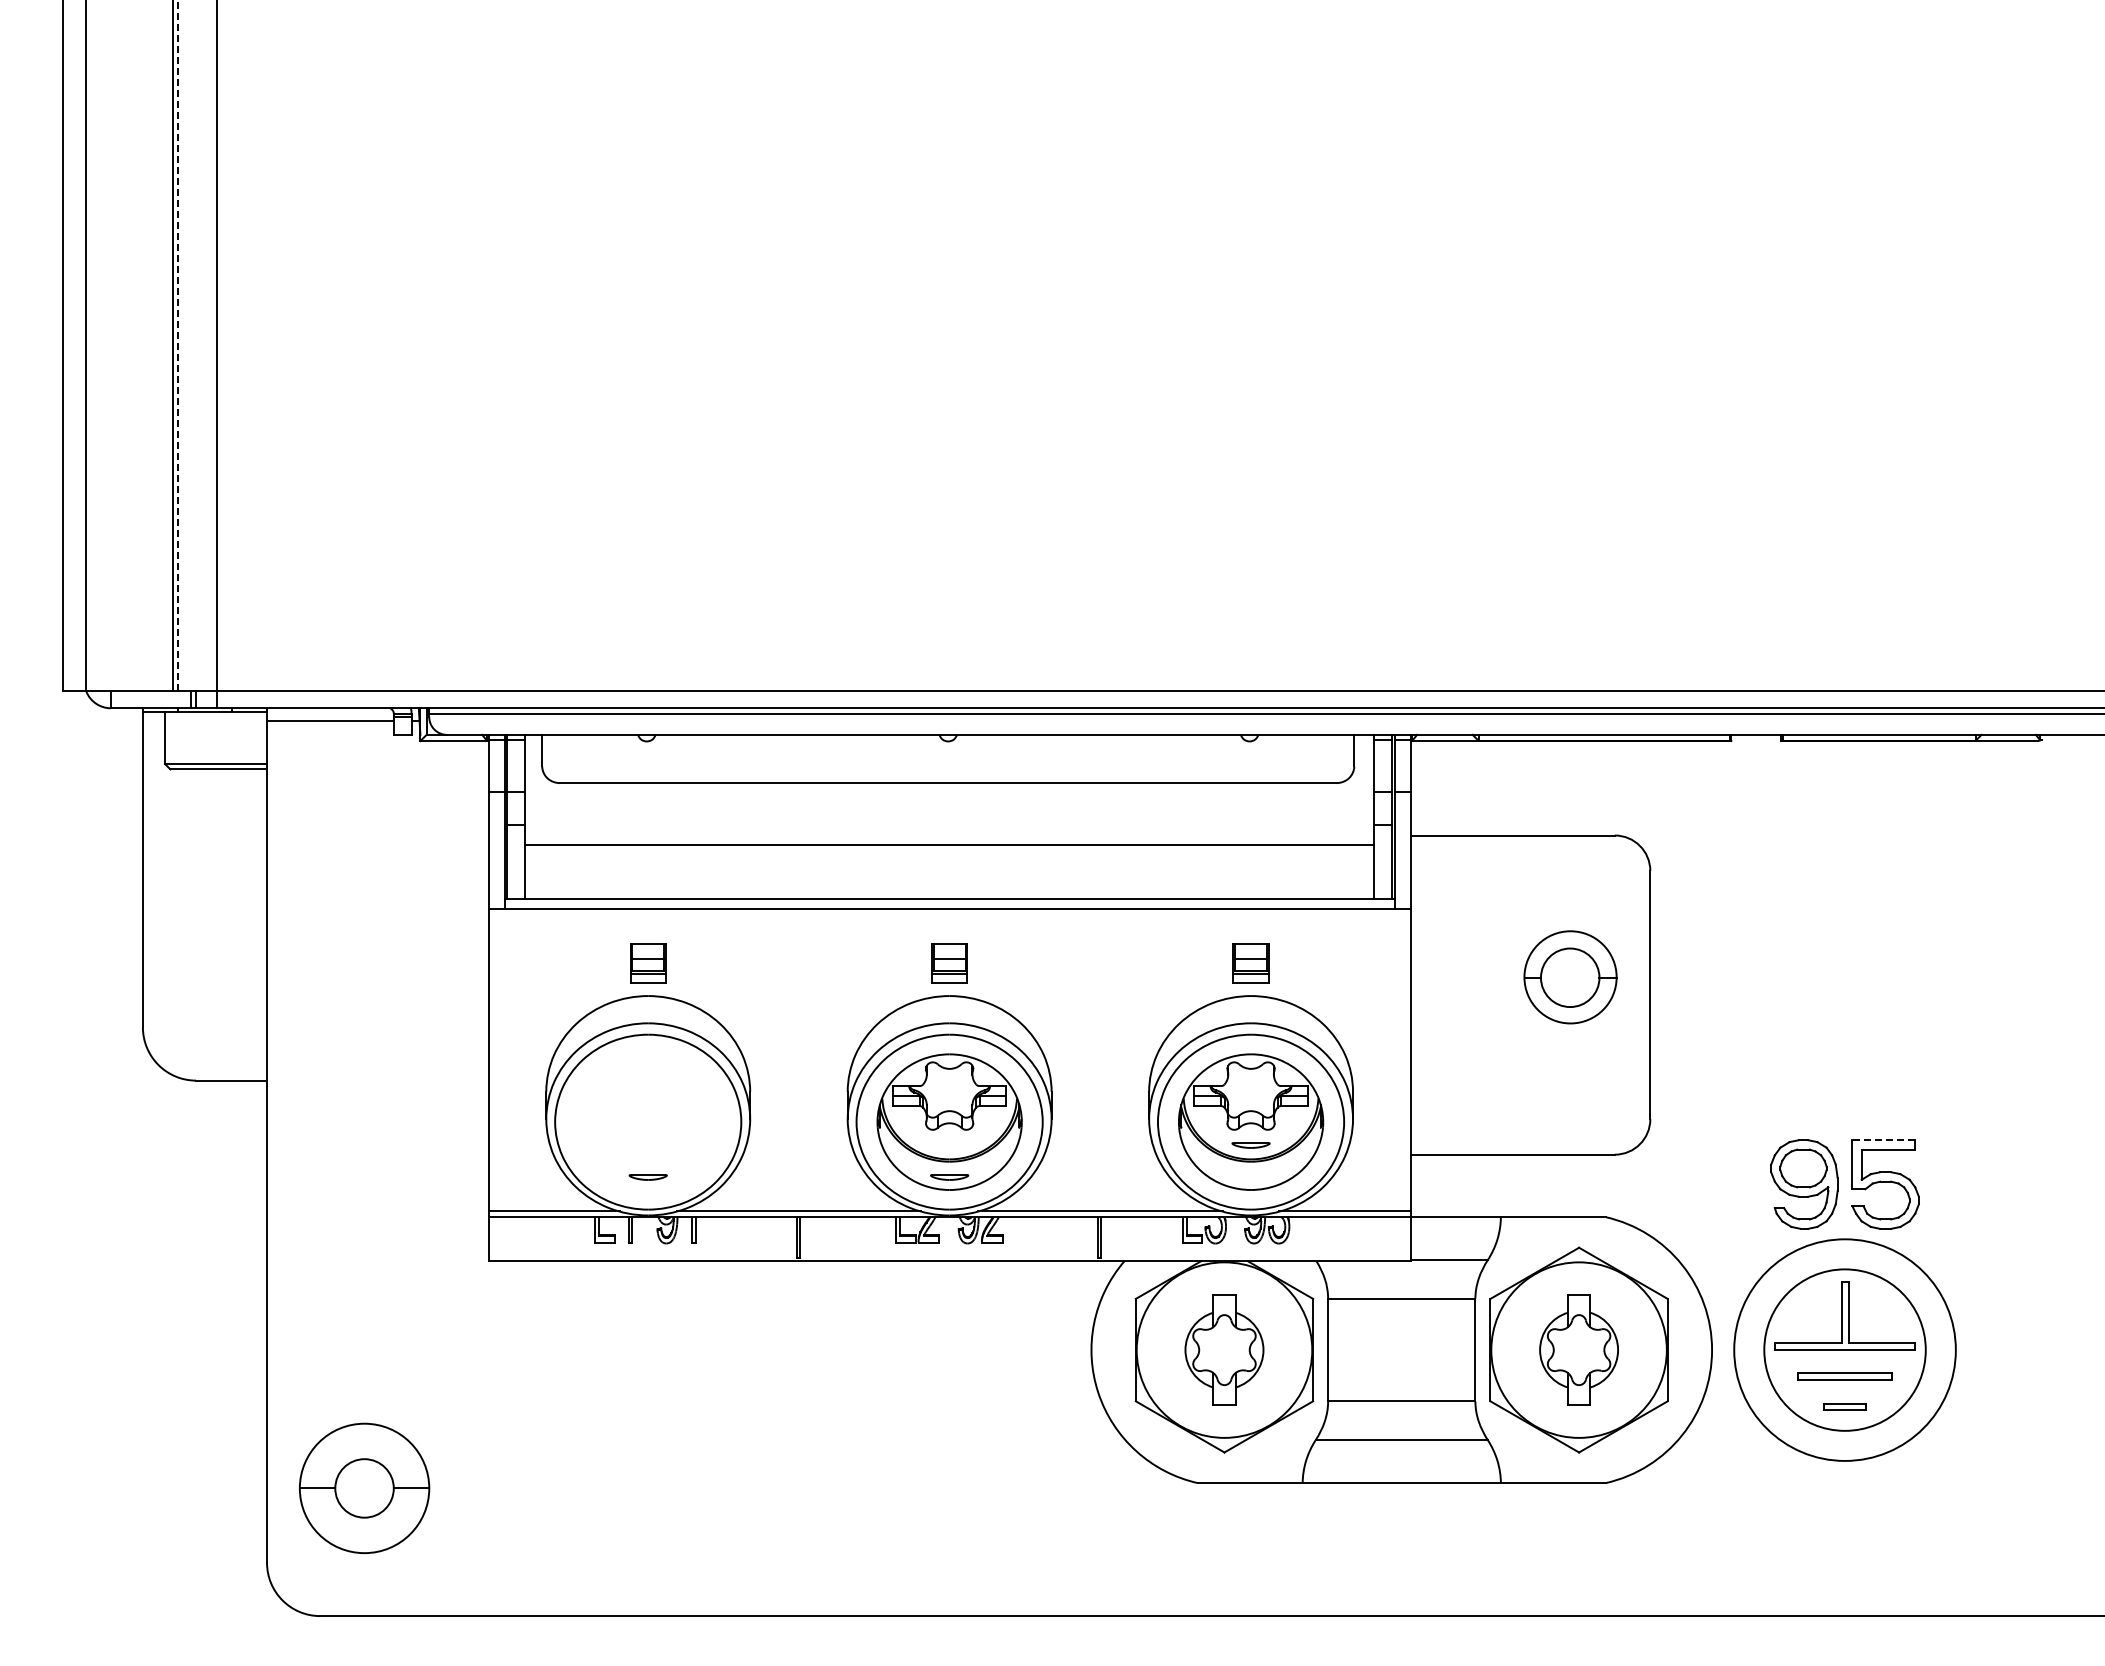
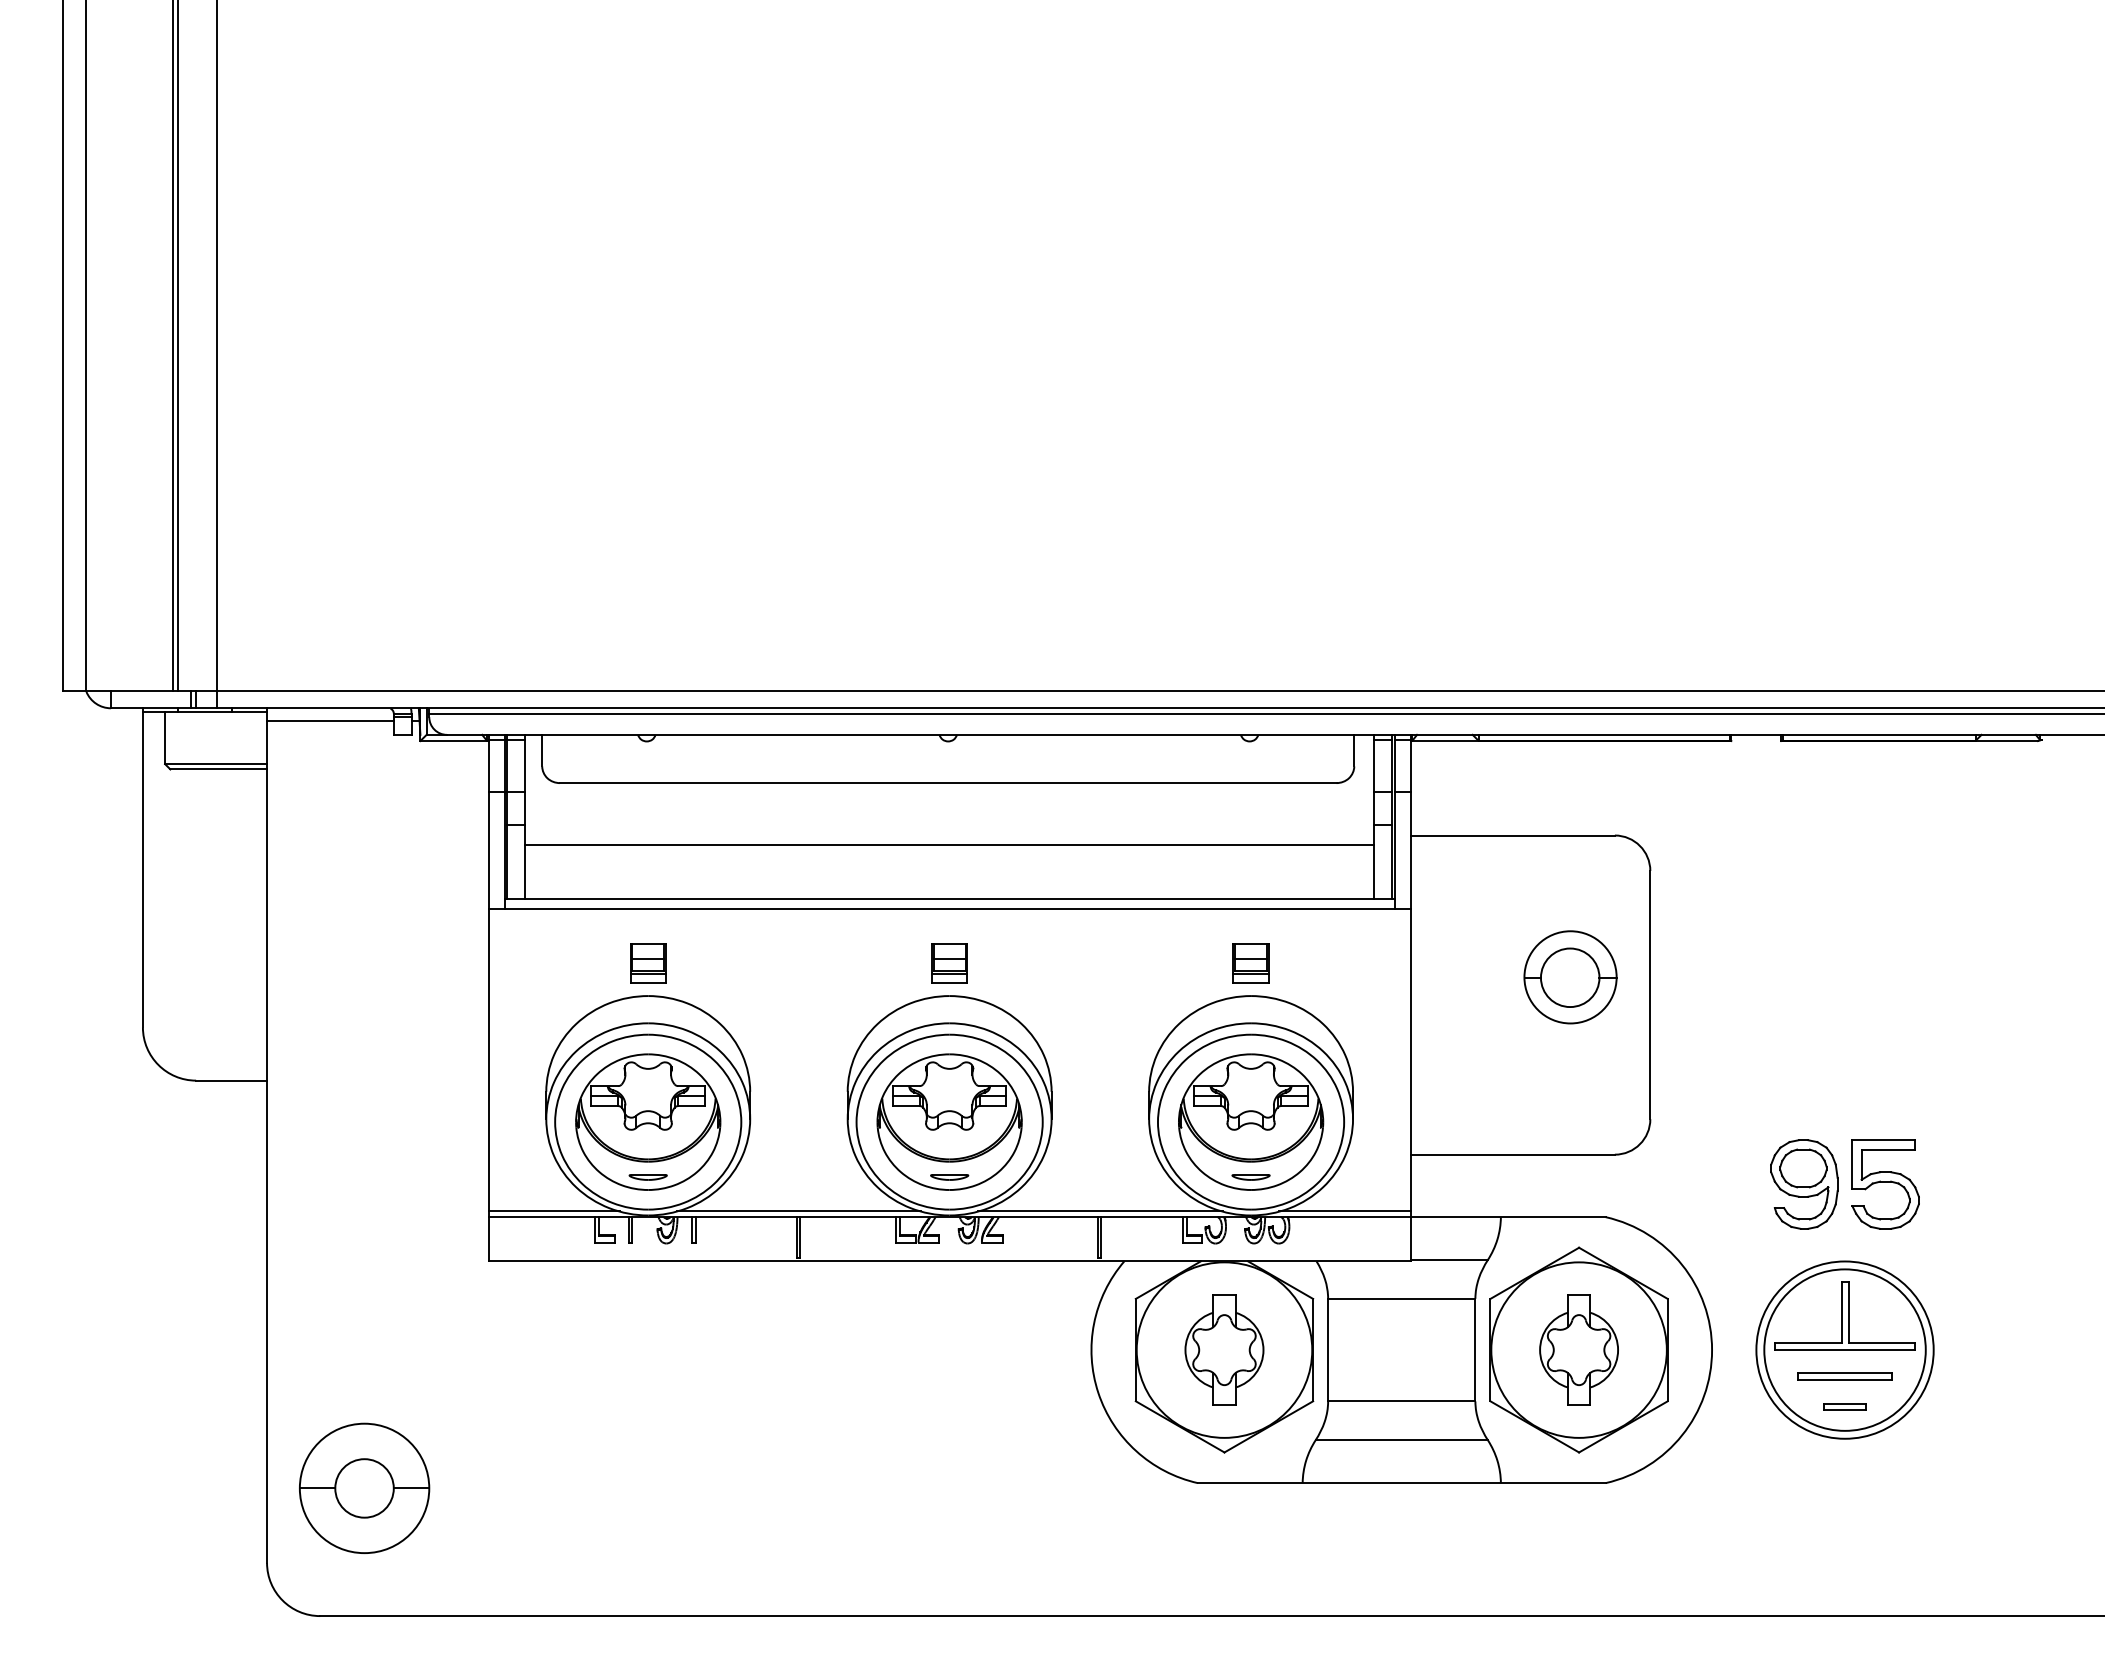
line: dashed -> solid (178, 344)
part: none -> present (648, 1121)
line: dashed -> solid (1883, 1140)
part position: (1250, 1145) -> (1250, 1177) (1250, 1177)
circle diameter: 222 px -> 177 px (1844, 1349)
